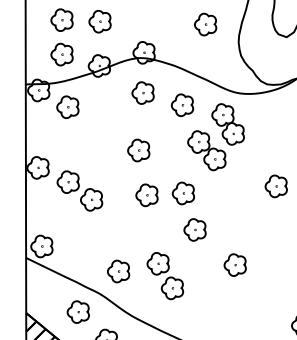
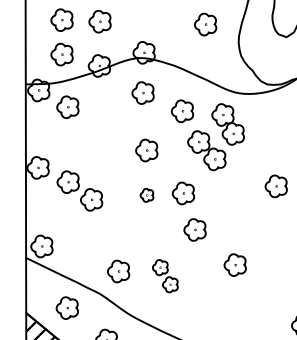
part position: (182, 104) -> (182, 110) (182, 110)
part position: (138, 150) -> (146, 150) (146, 150)
part size: 24x25 px -> 16x15 px (146, 195)
part size: 39x49 px -> 27x35 px (165, 276)
part position: (77, 311) -> (66, 307) (66, 307)
